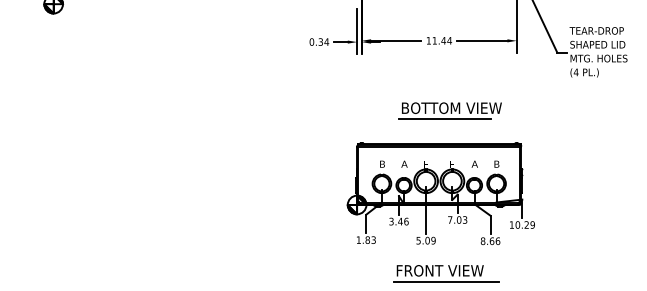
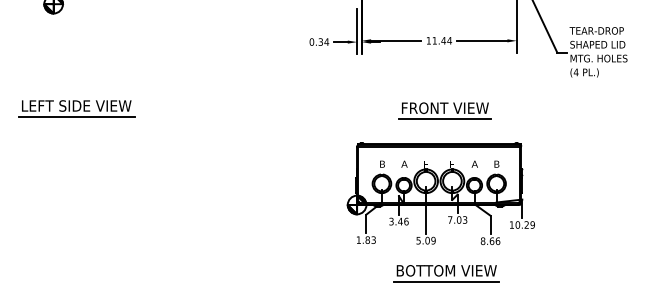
part: none -> present (76, 108)
text: BOTTOM VIEW -> FRONT VIEW (452, 108)
text: FRONT VIEW -> BOTTOM VIEW (447, 270)
